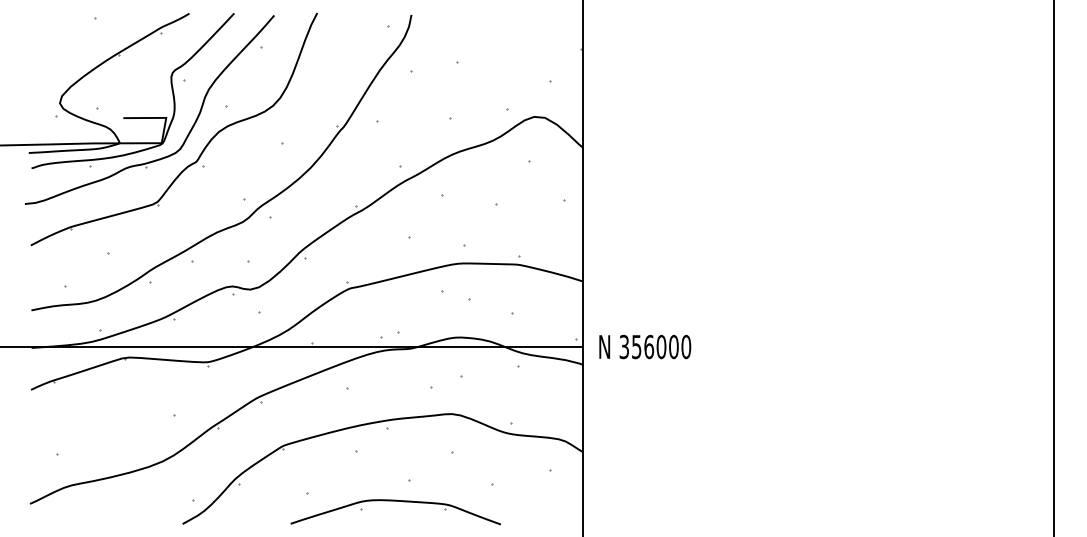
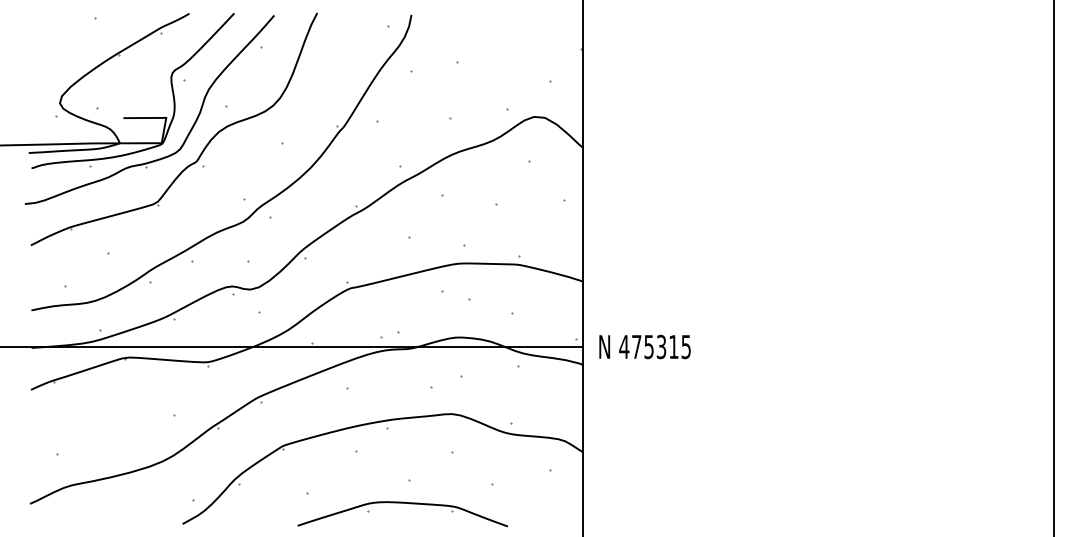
text: 356000 -> 475315 (655, 346)
part position: (395, 501) -> (402, 503) (402, 503)
